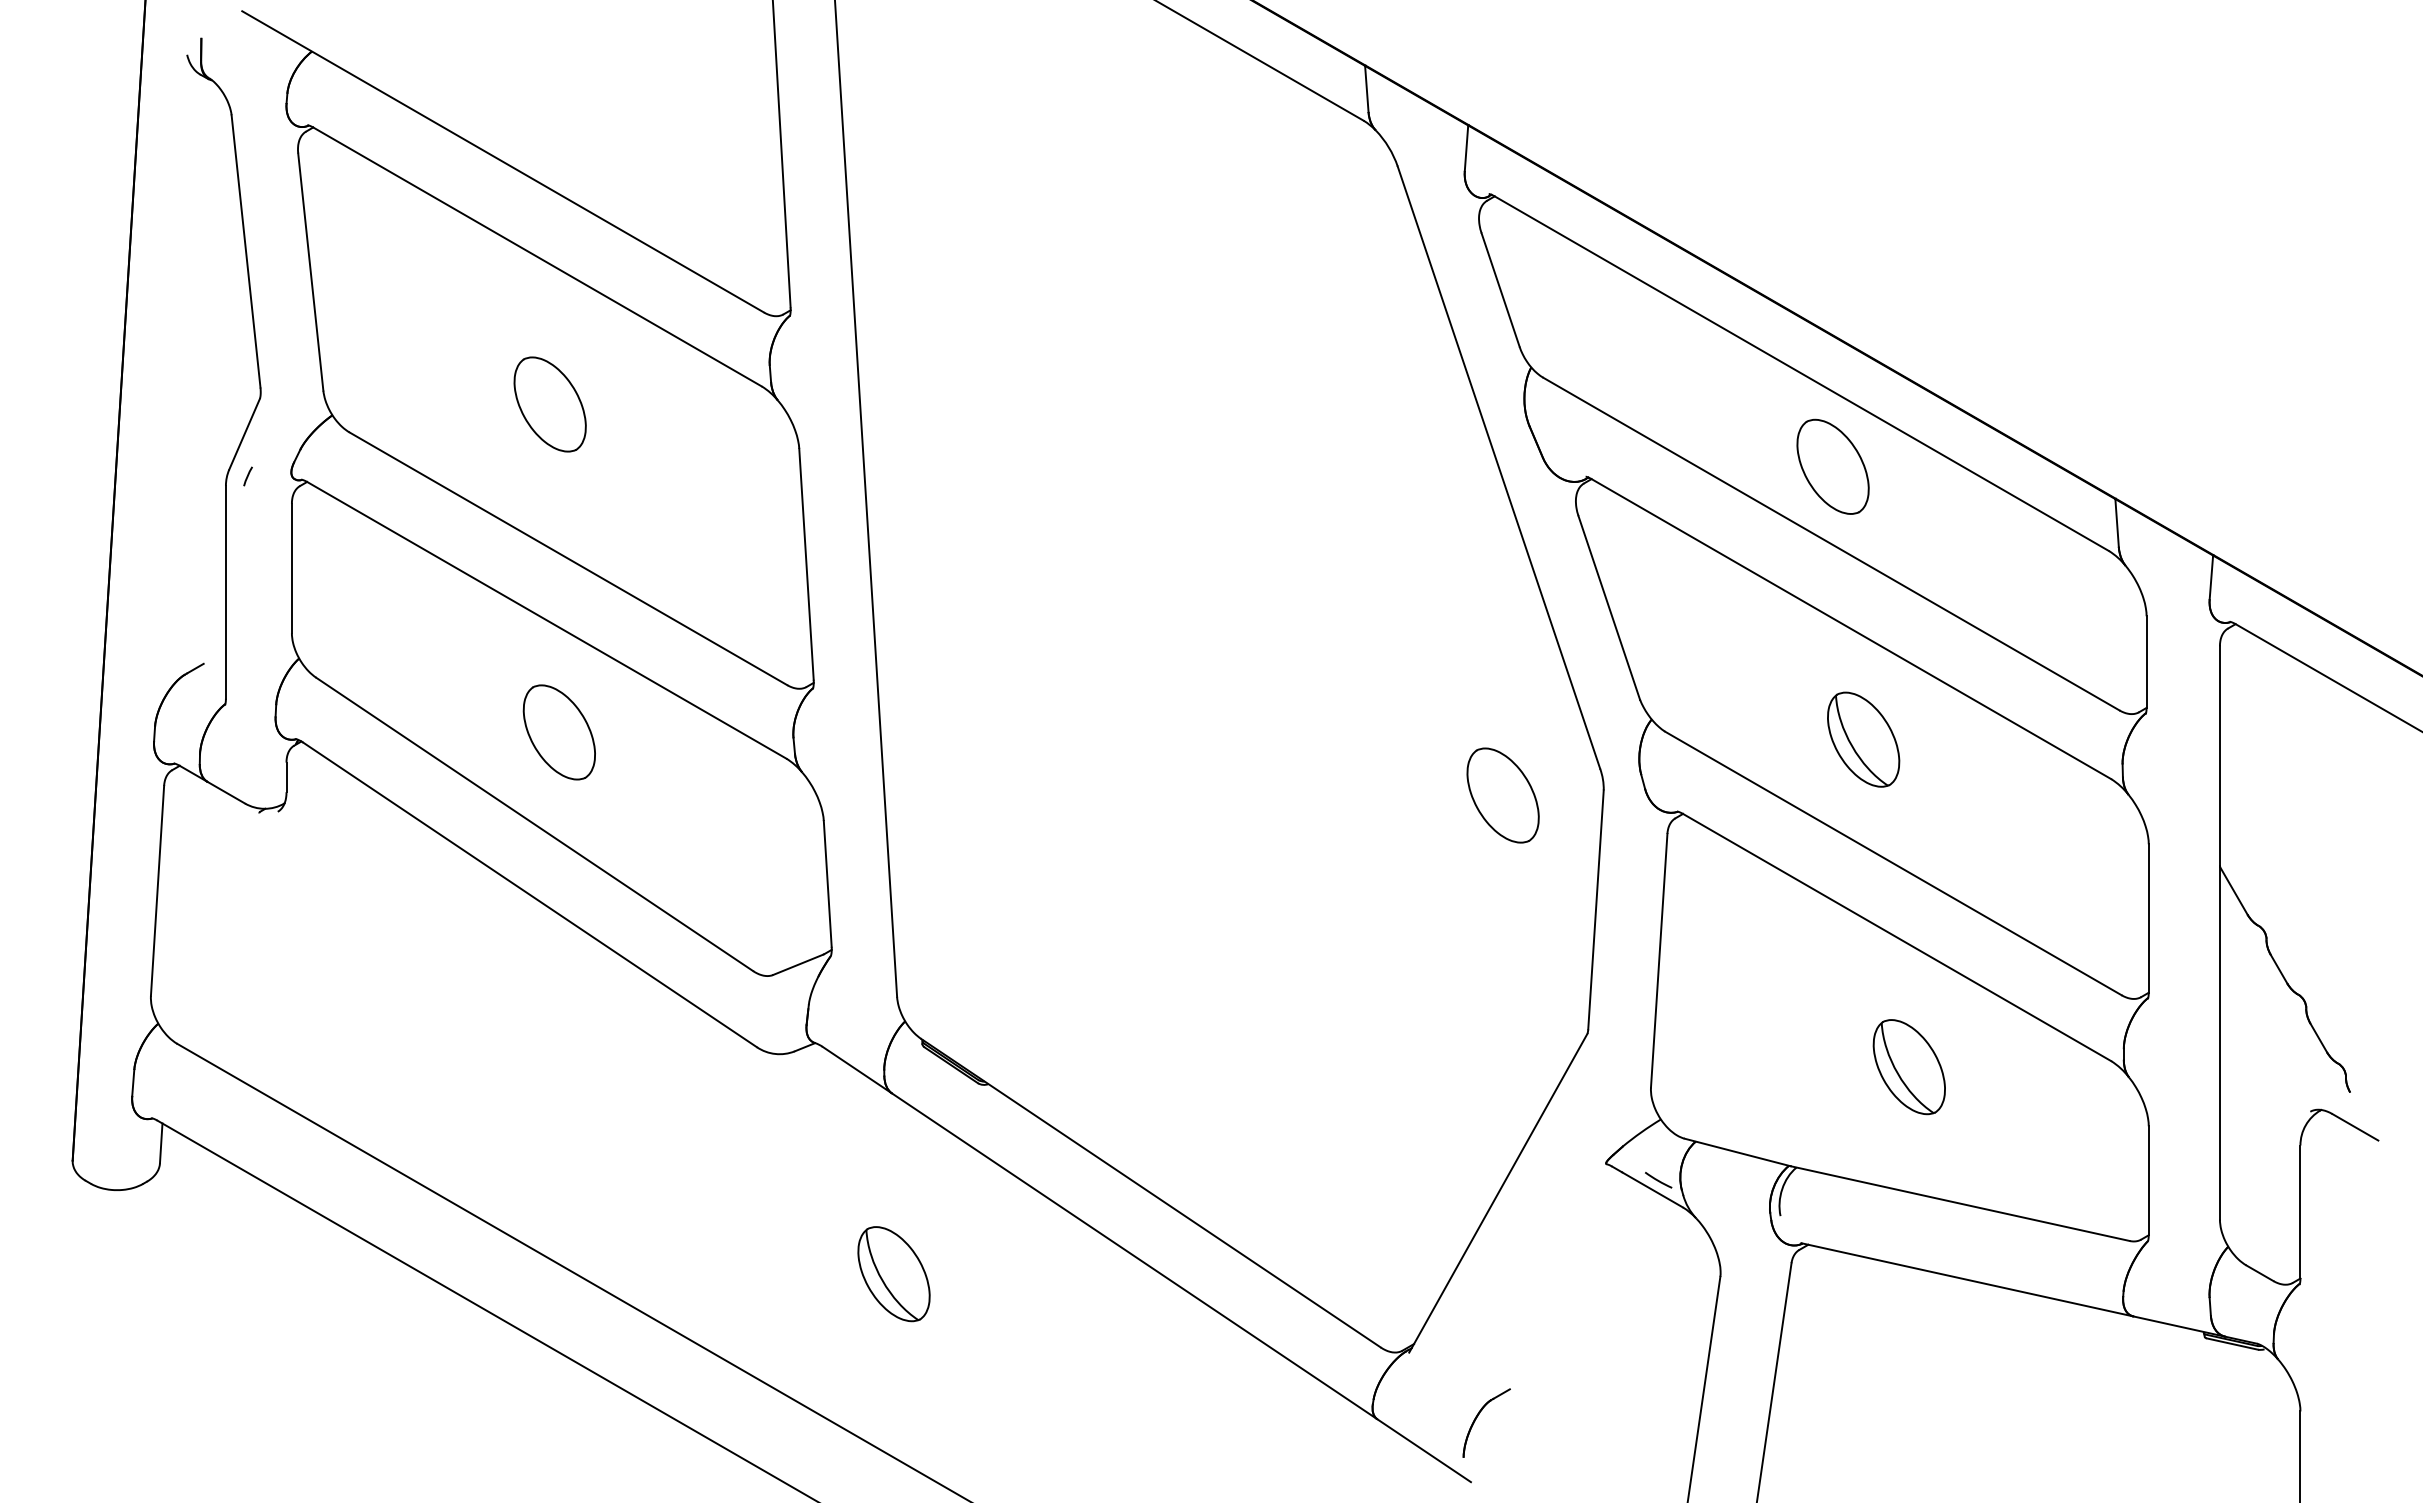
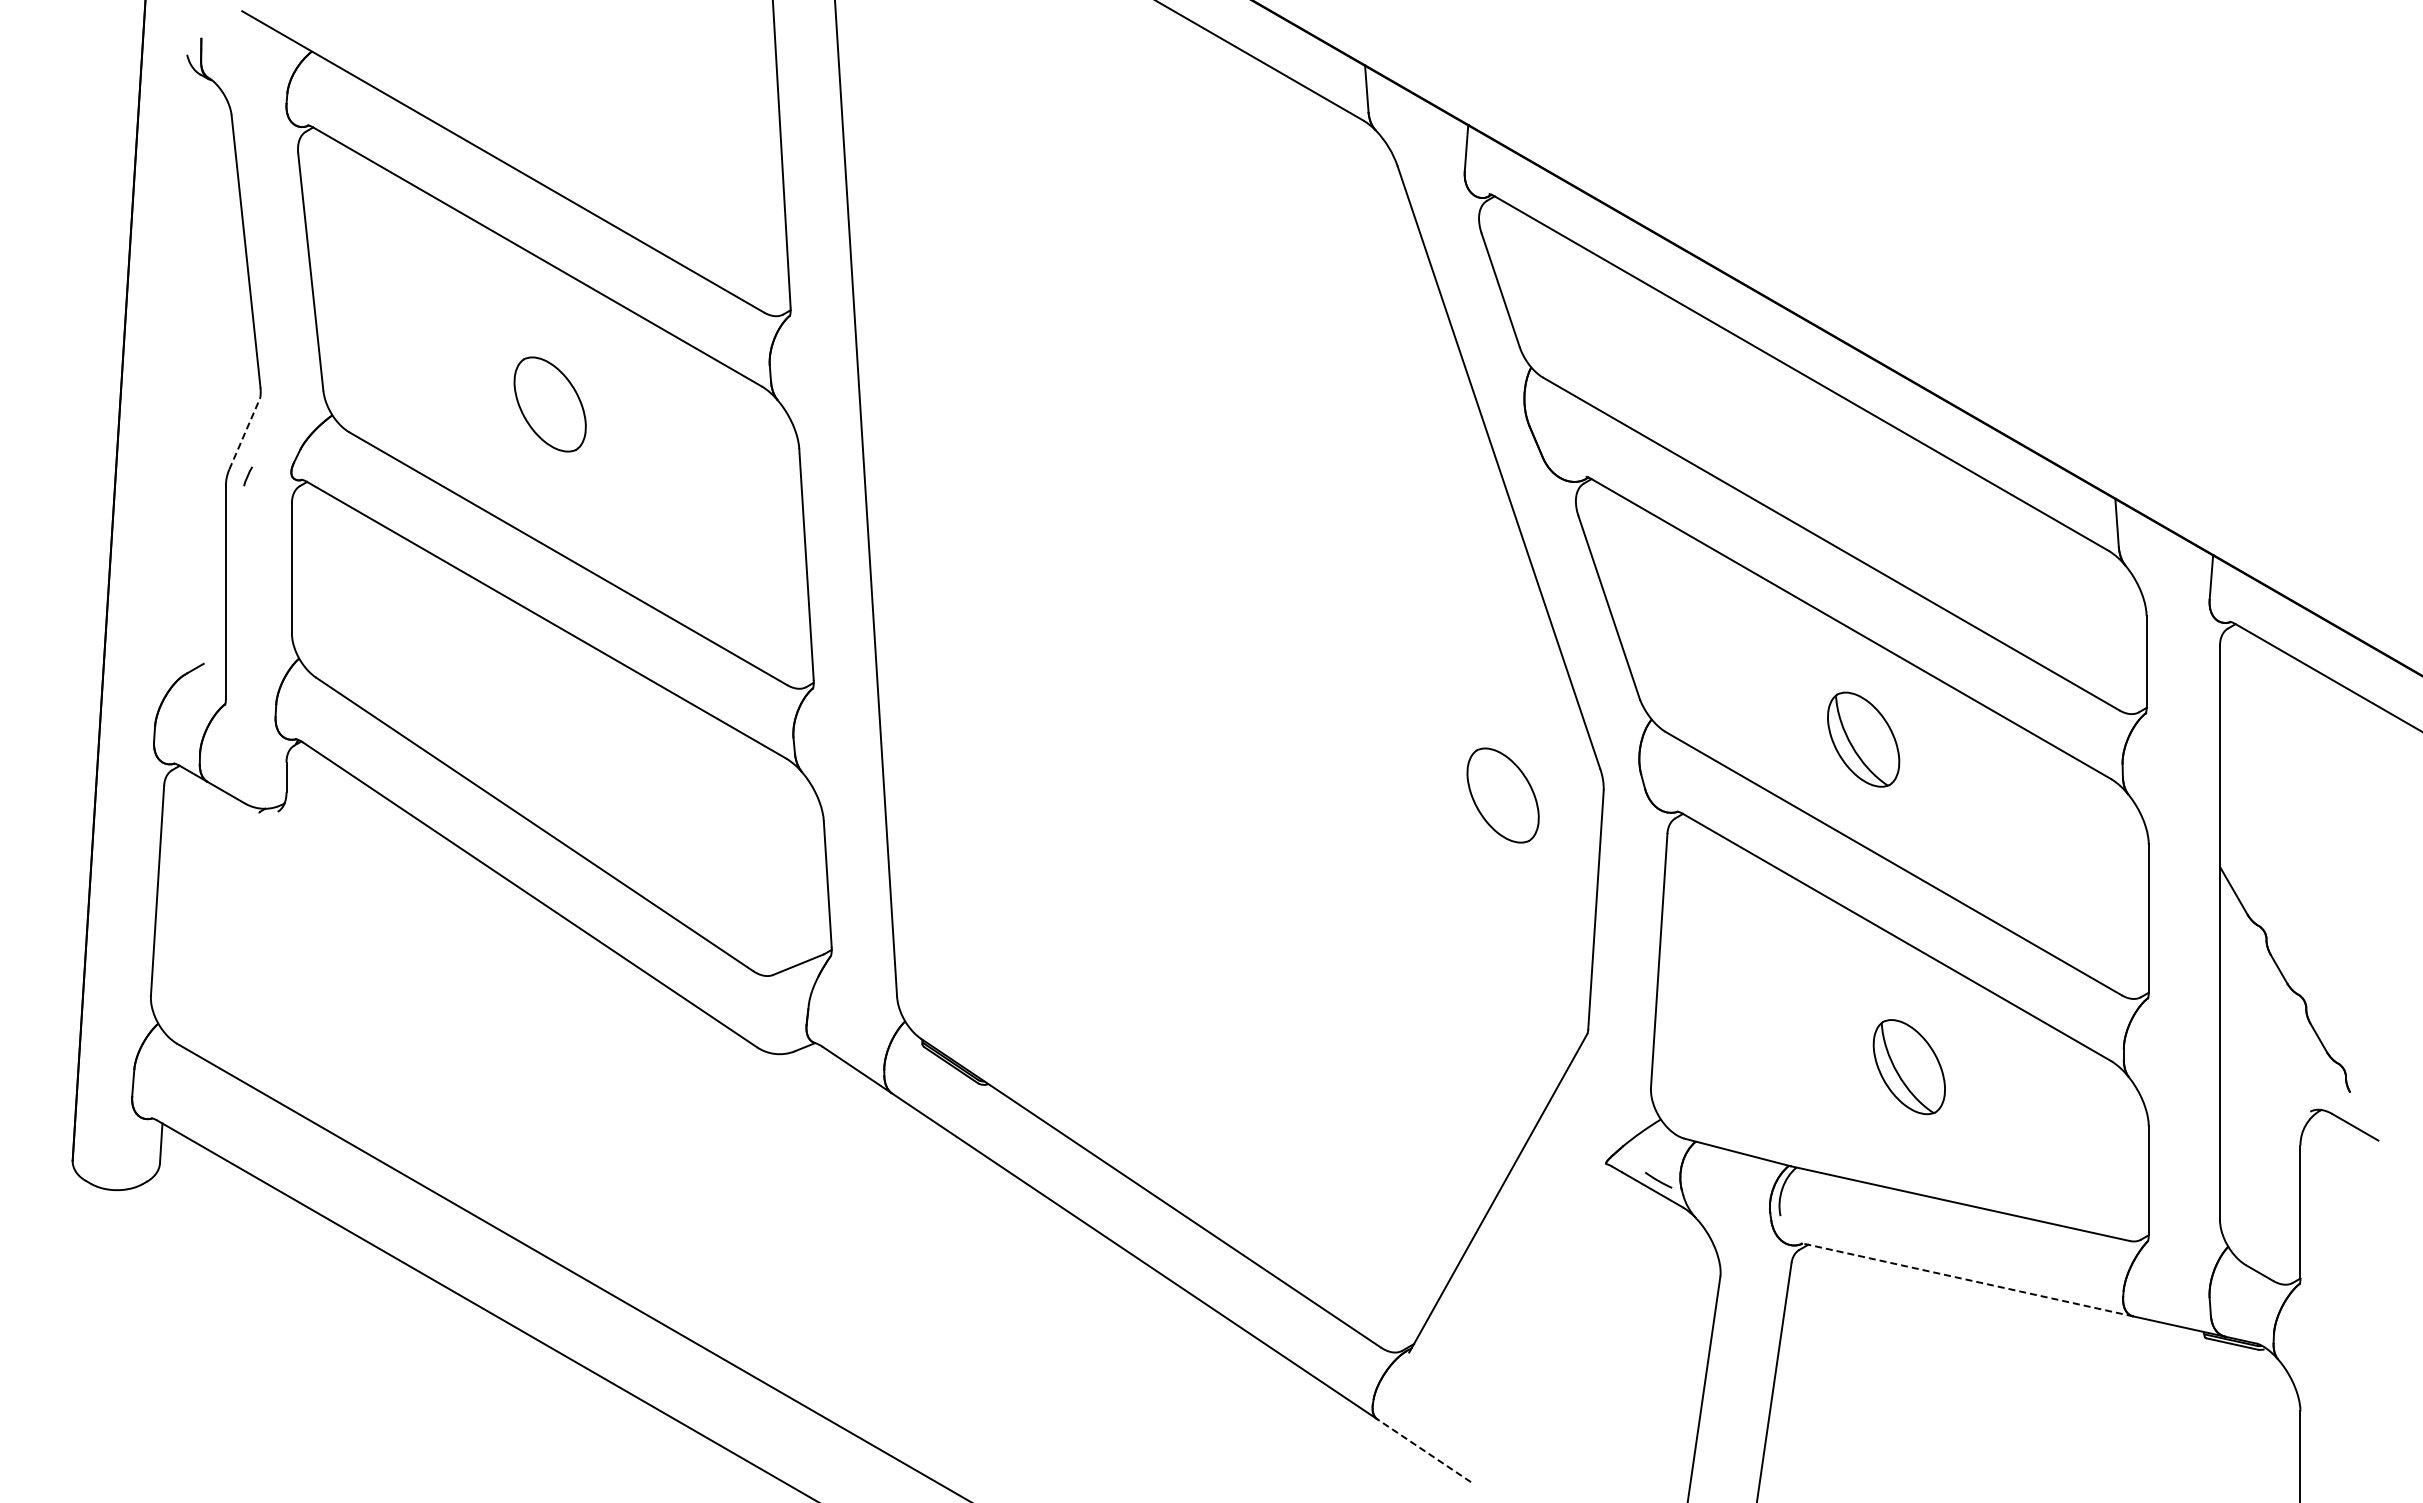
line: solid -> dashed (244, 434)
part: present -> none (1832, 466)
part: present -> none (558, 732)
part: present -> none (893, 1274)
line: solid -> dashed (1966, 1279)
part: present -> none (1478, 1416)
line: solid -> dashed (1424, 1450)
